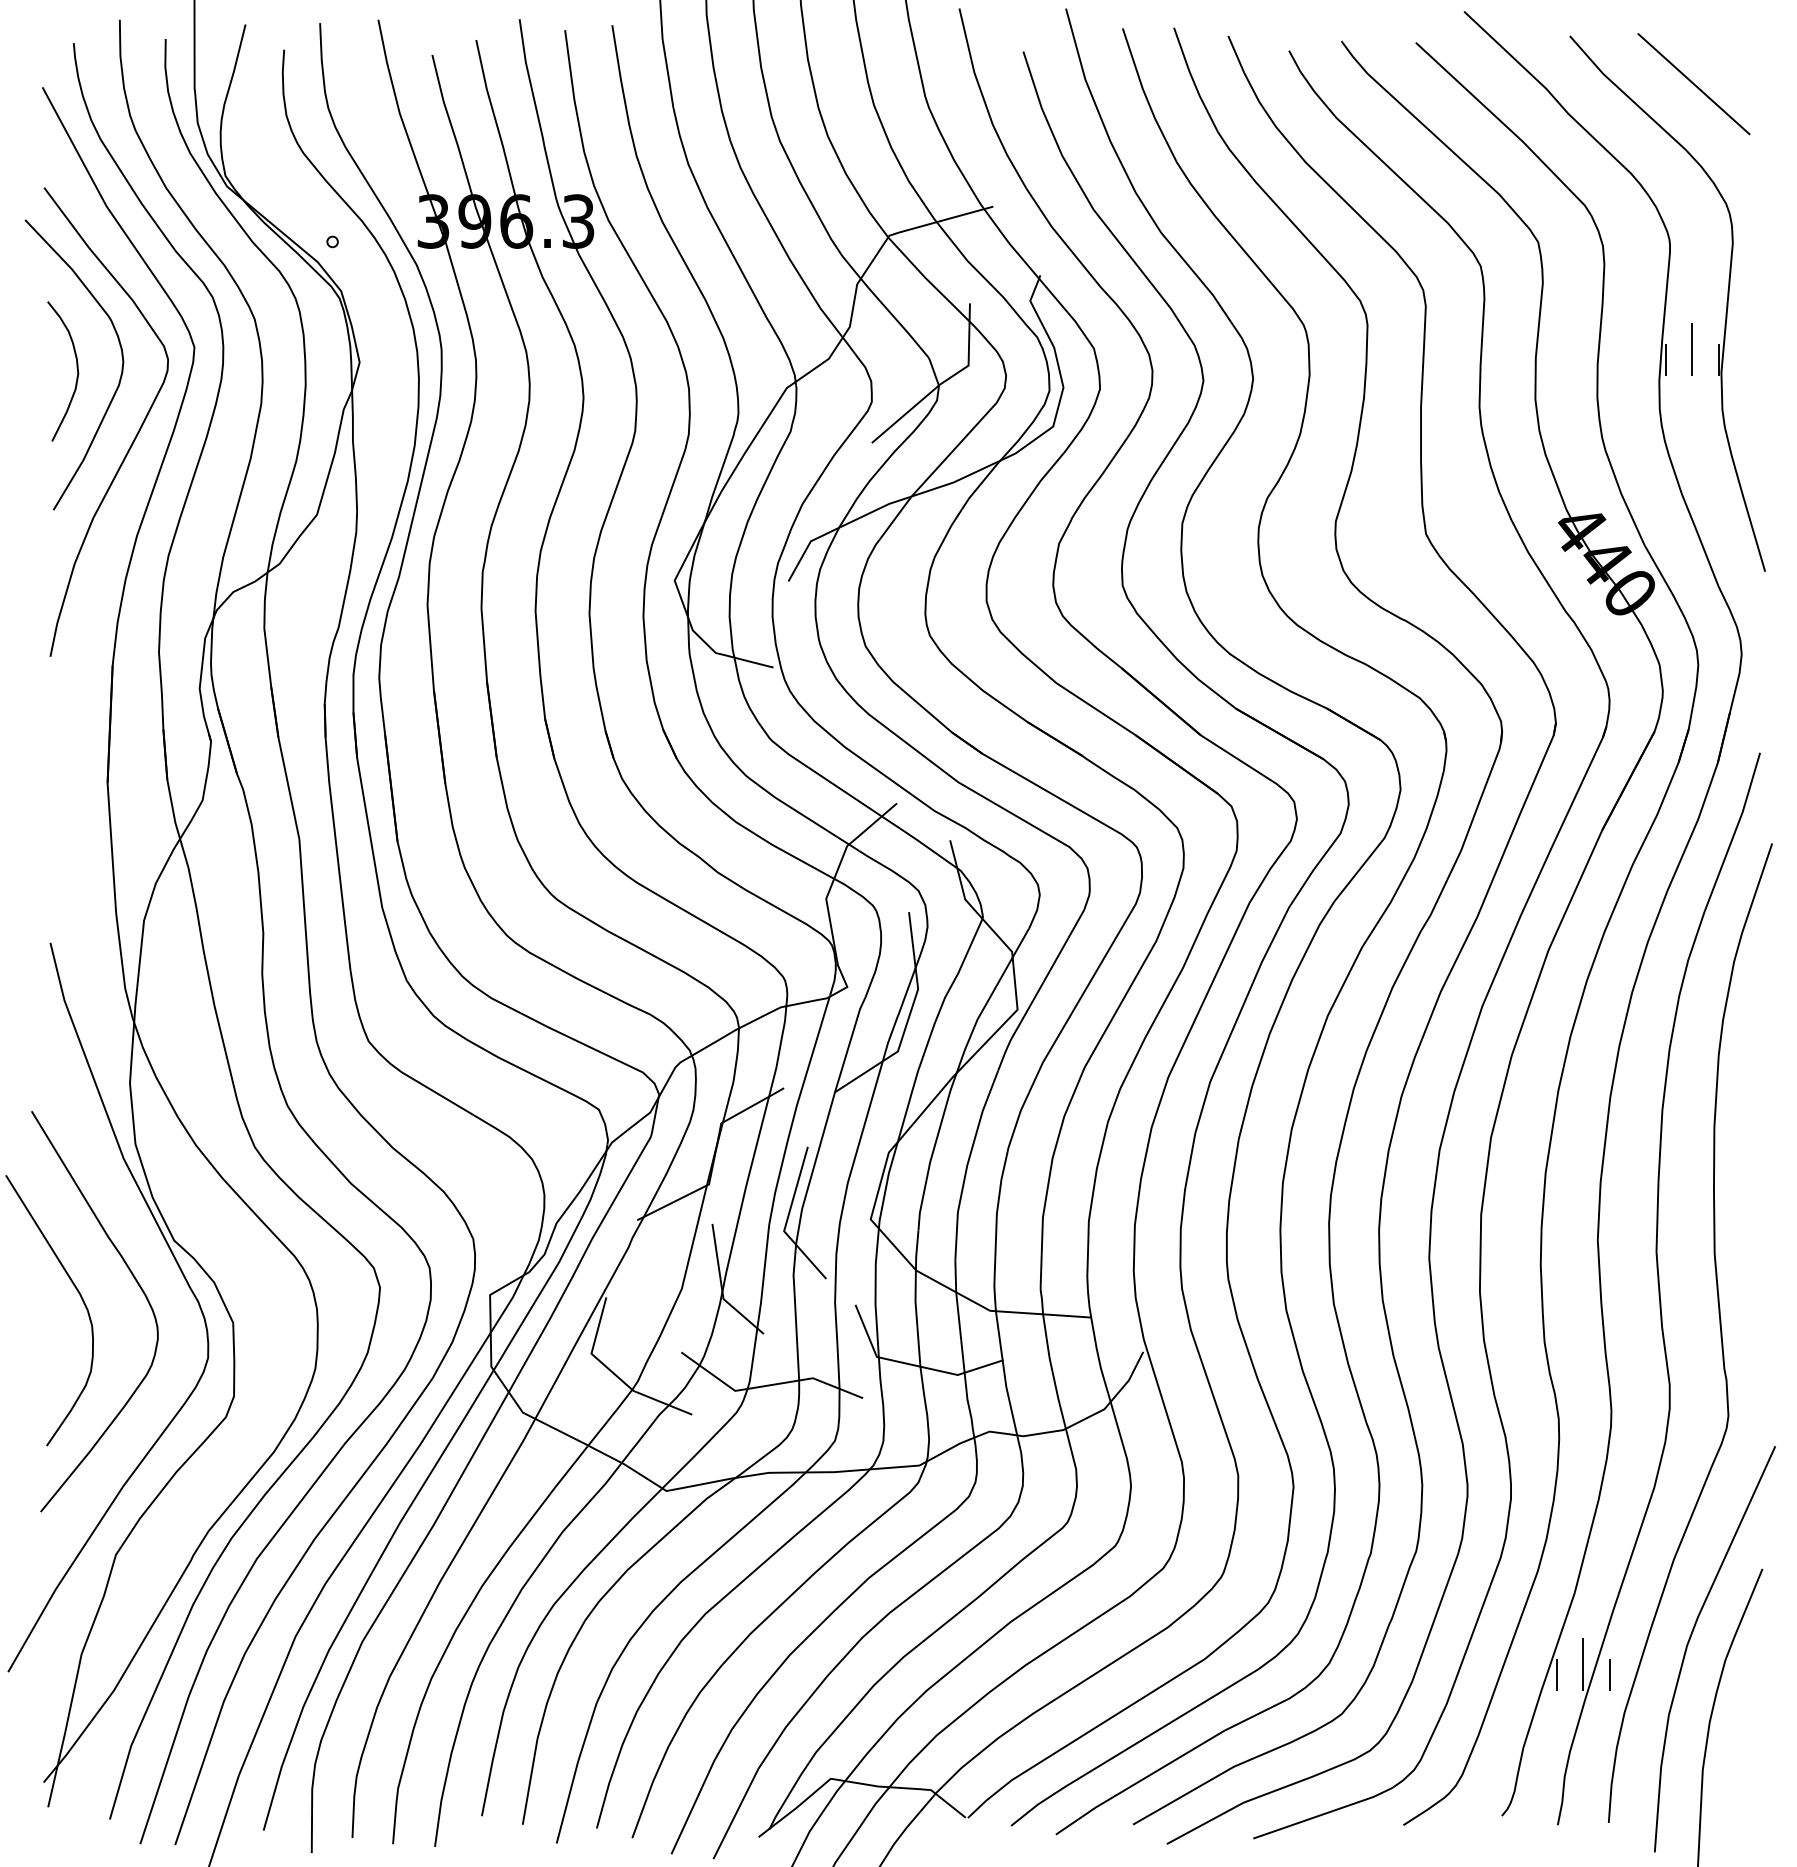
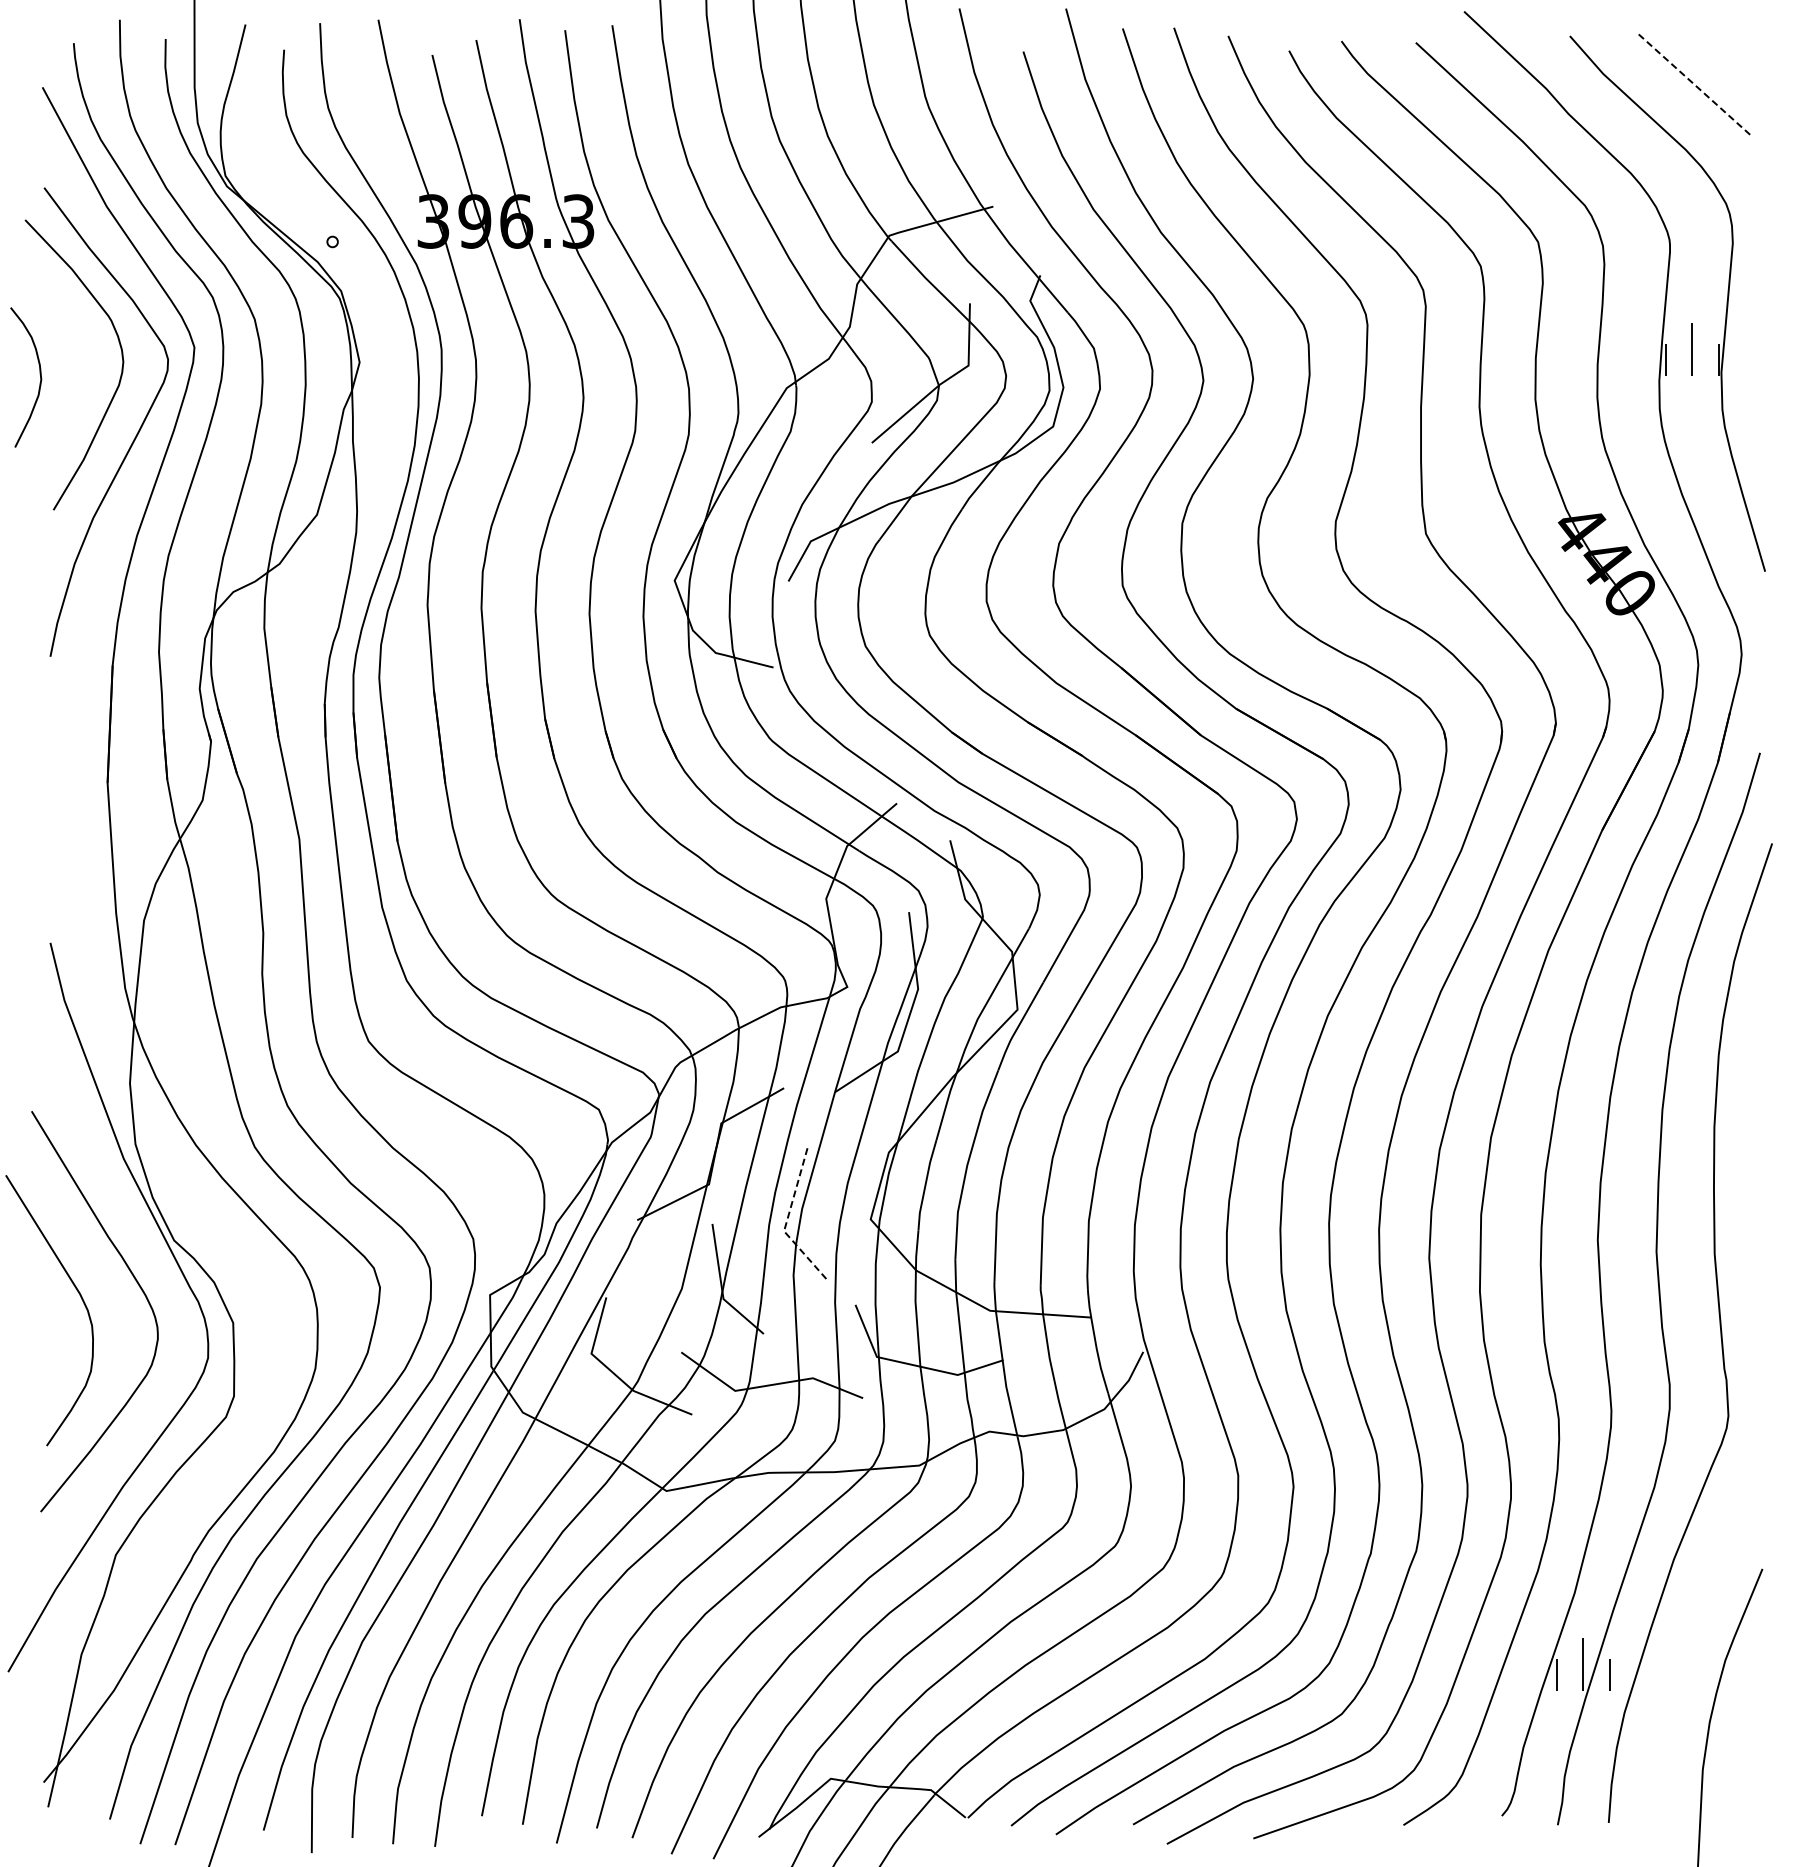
line: solid -> dashed (1693, 84)
curve position: (76, 368) -> (39, 374) (39, 374)
line: solid -> dashed (787, 1220)
curve: present -> none (1690, 1640)
